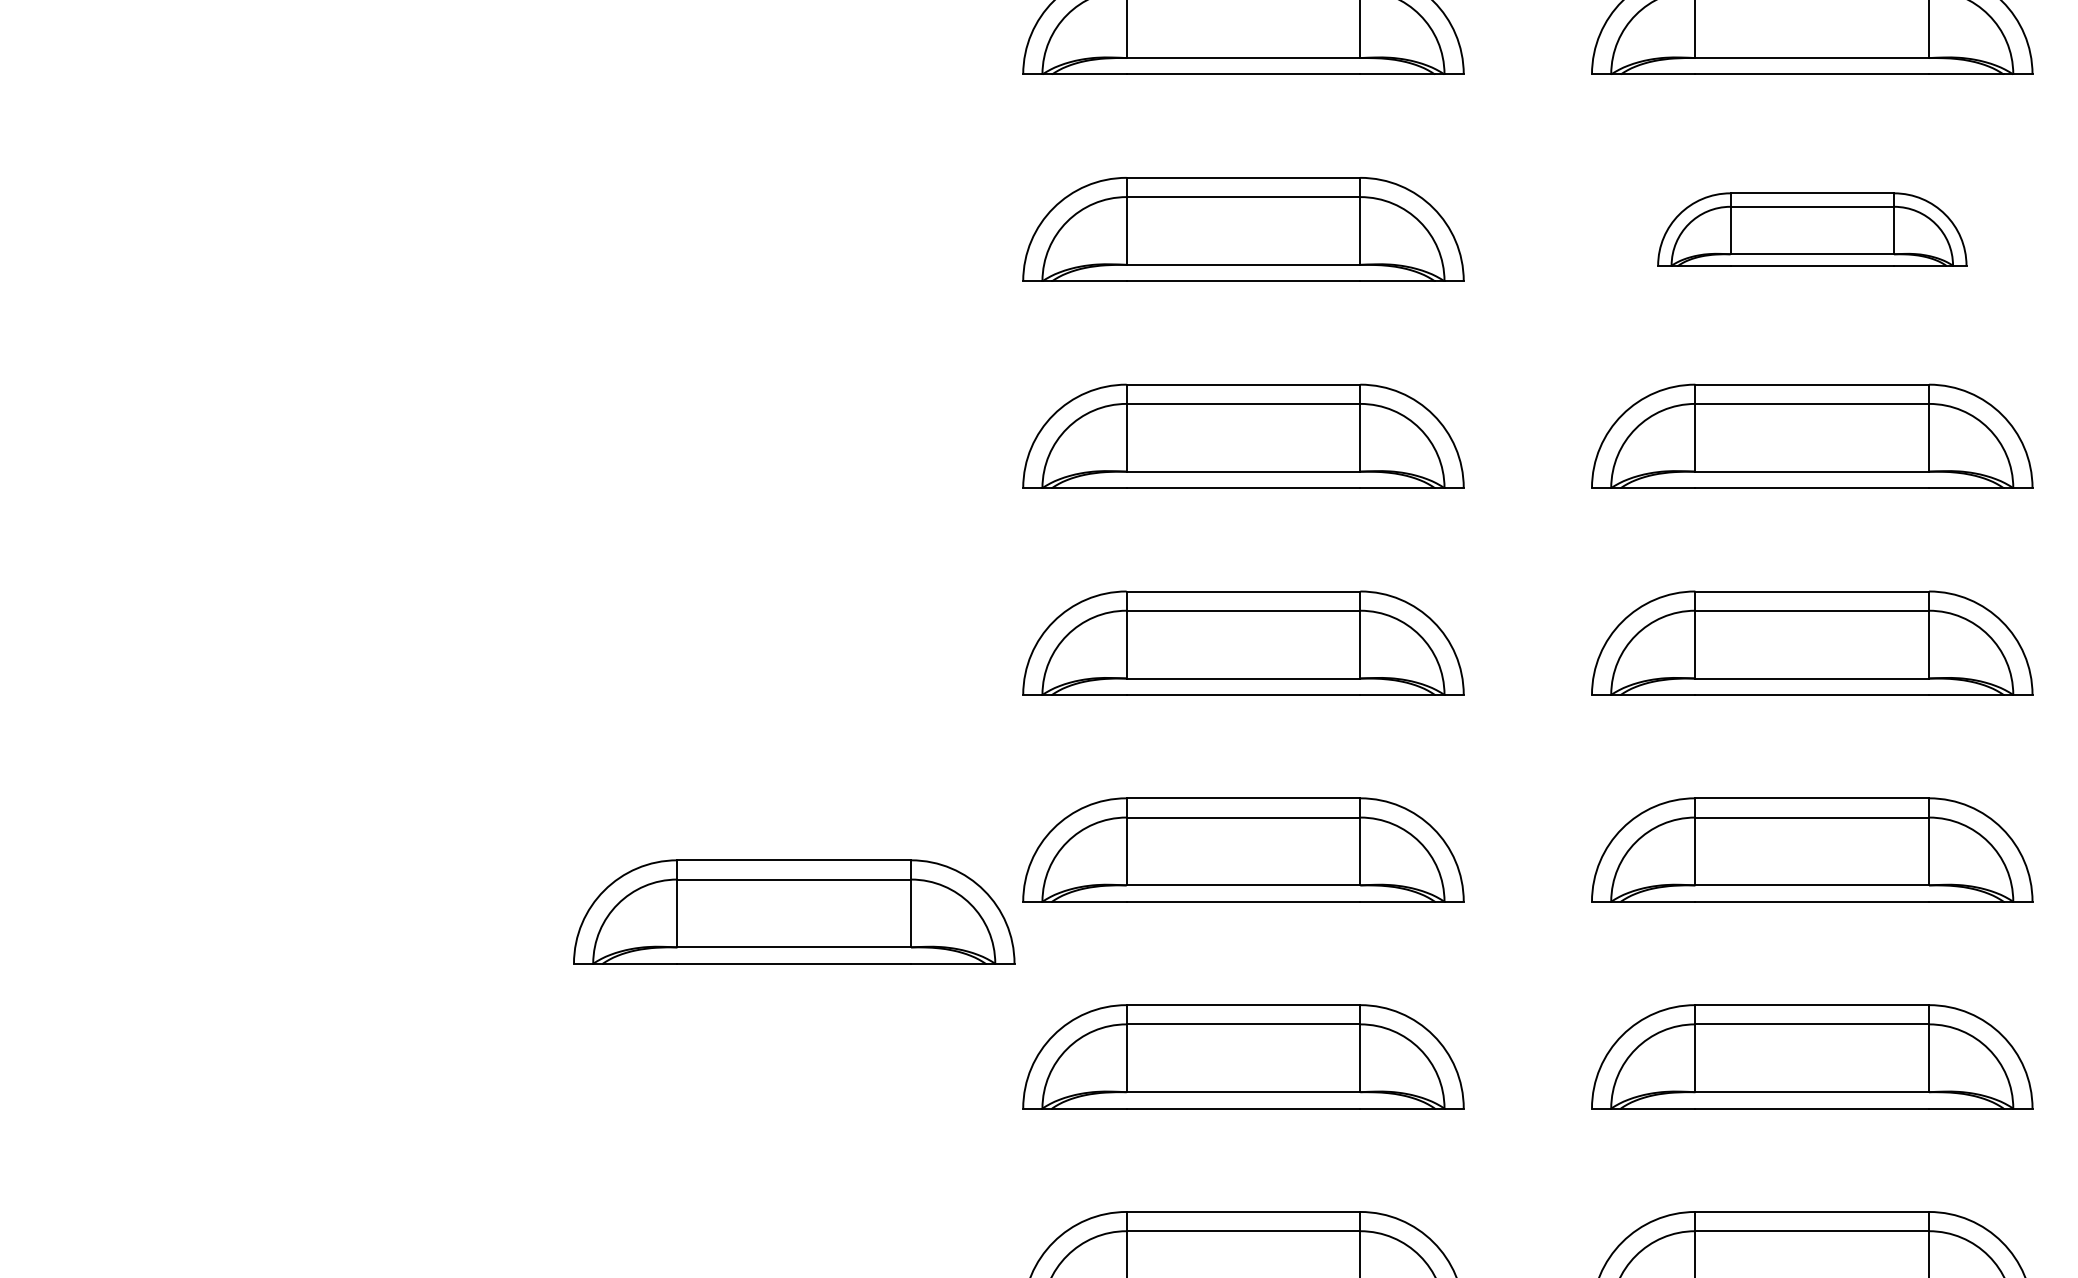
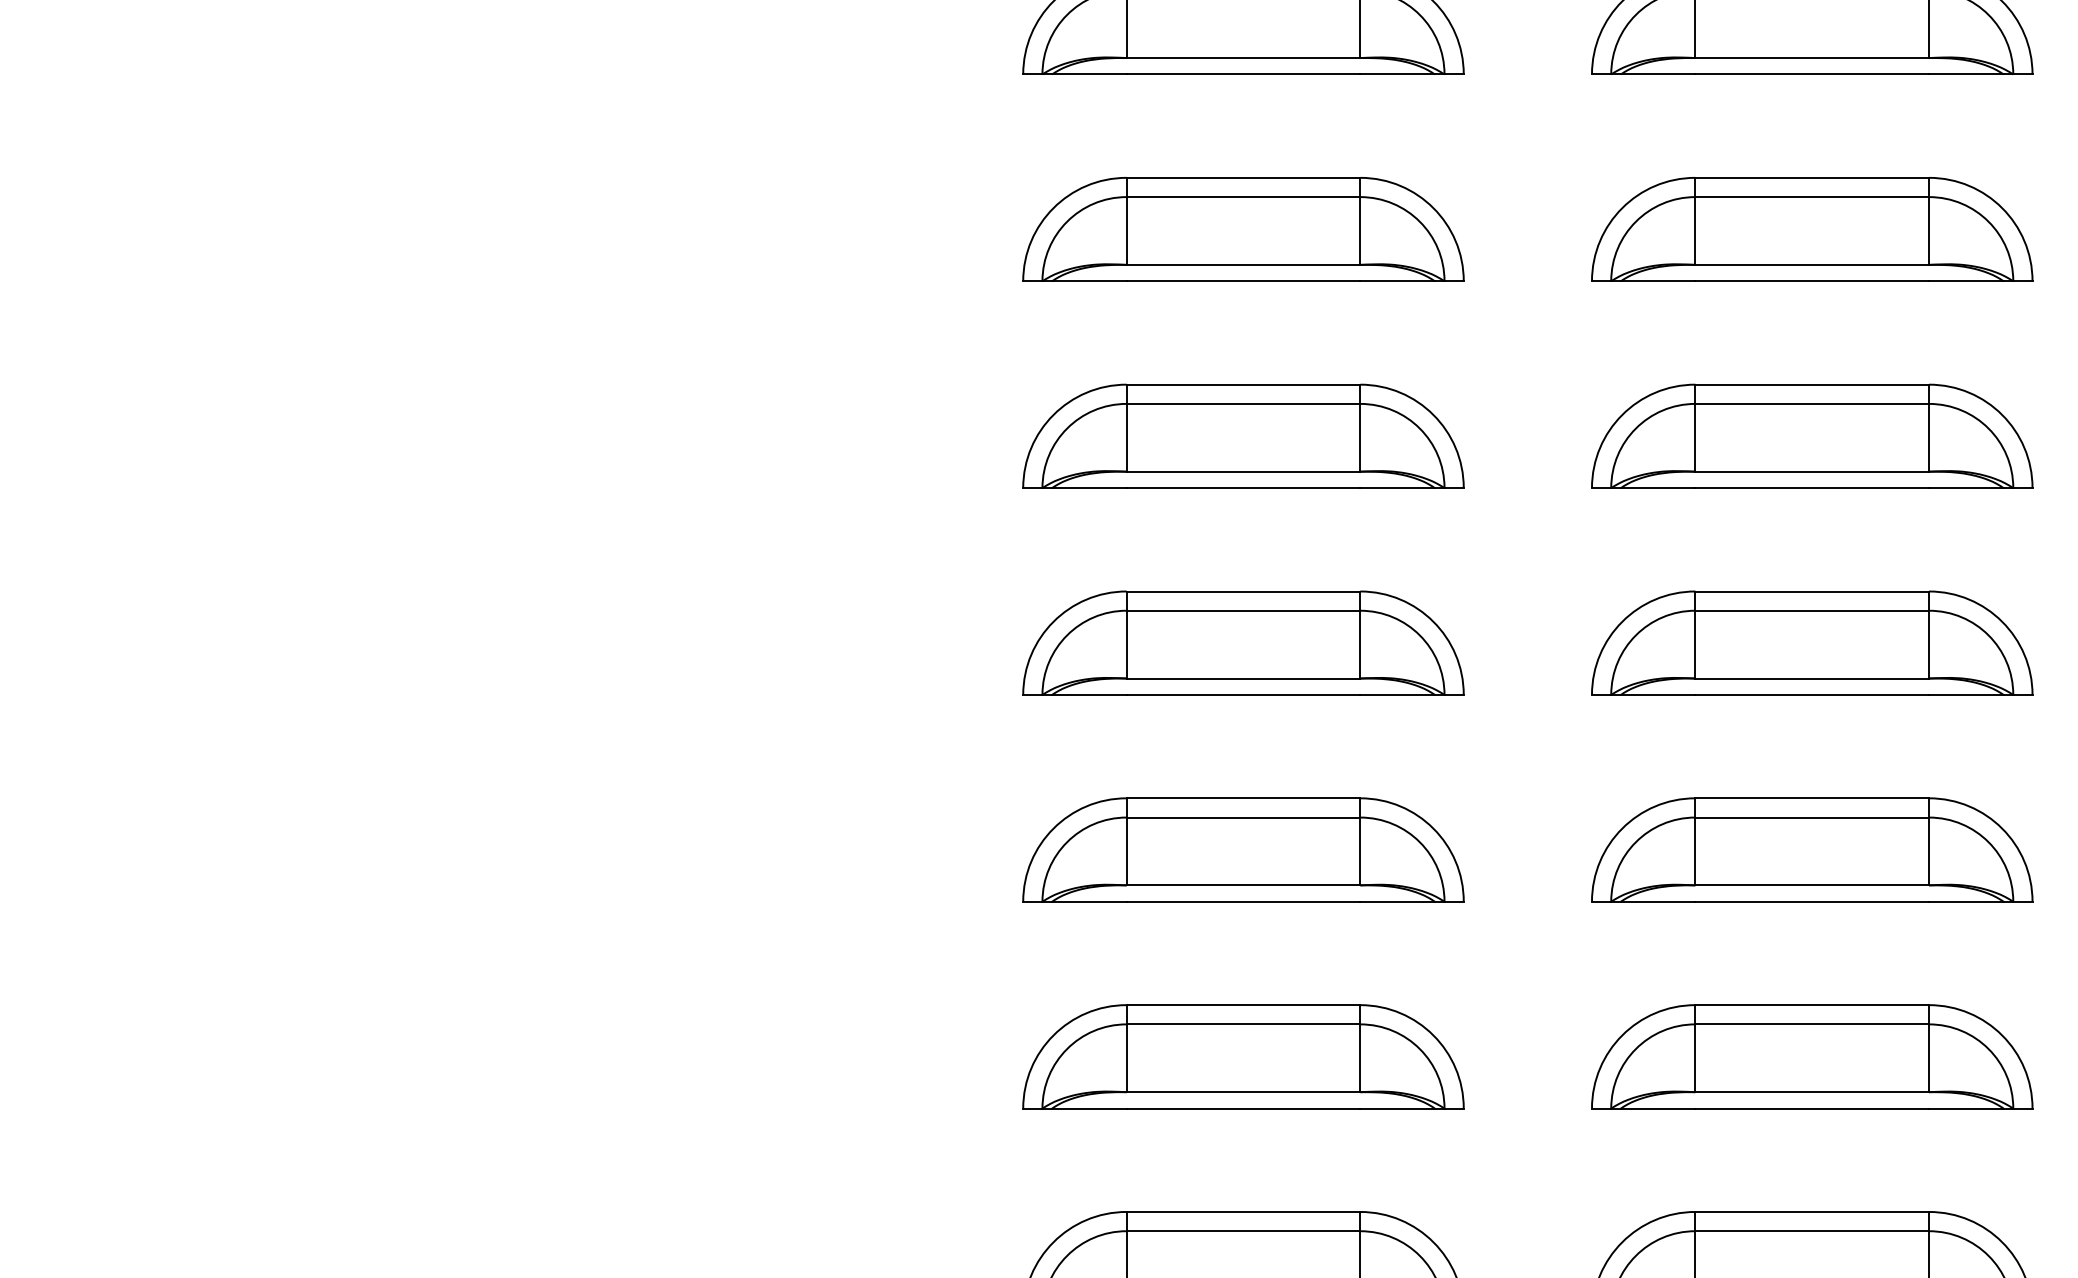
part size: 311x75 px -> 443x105 px (1812, 229)
part: present -> none (794, 911)
